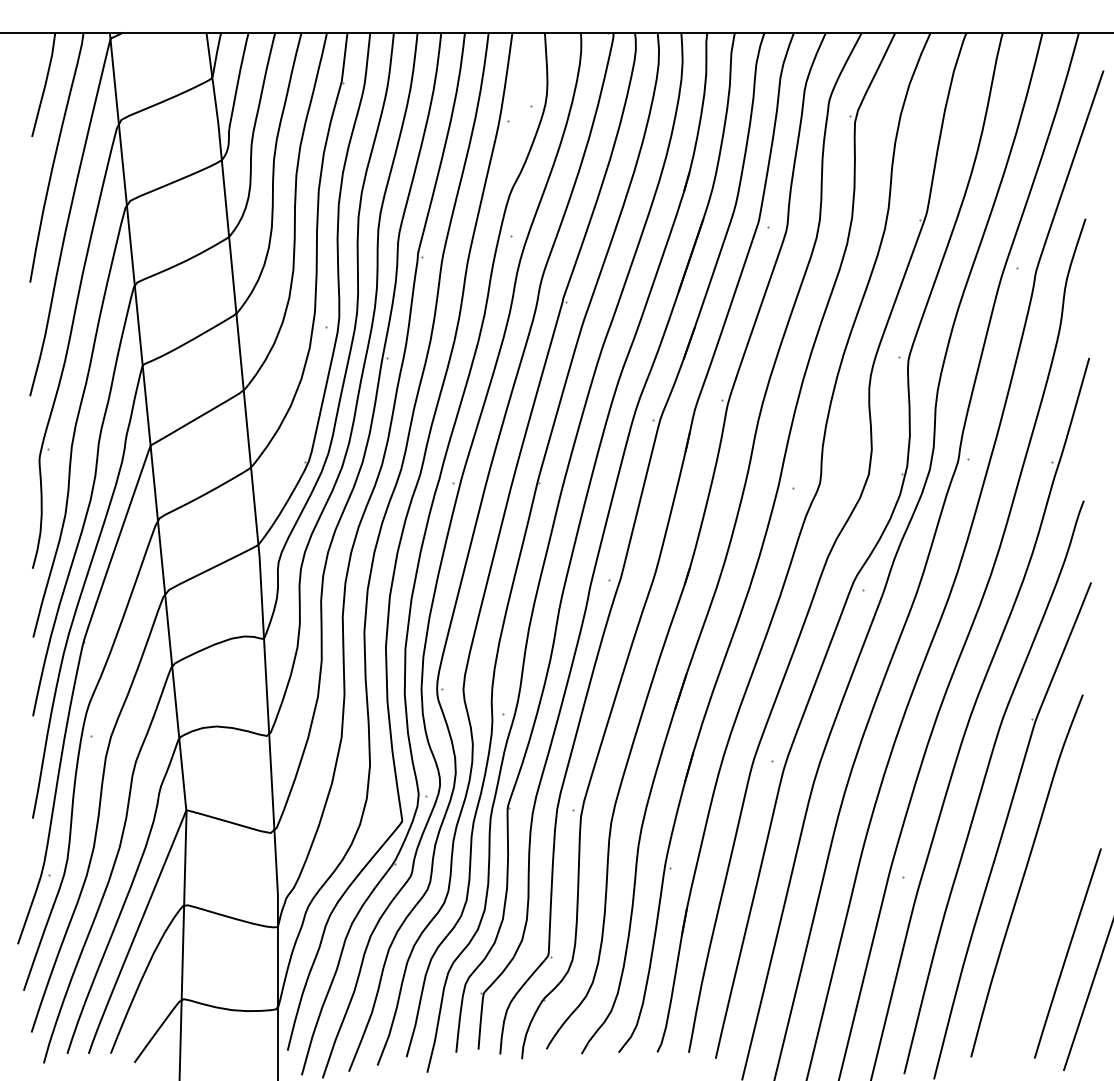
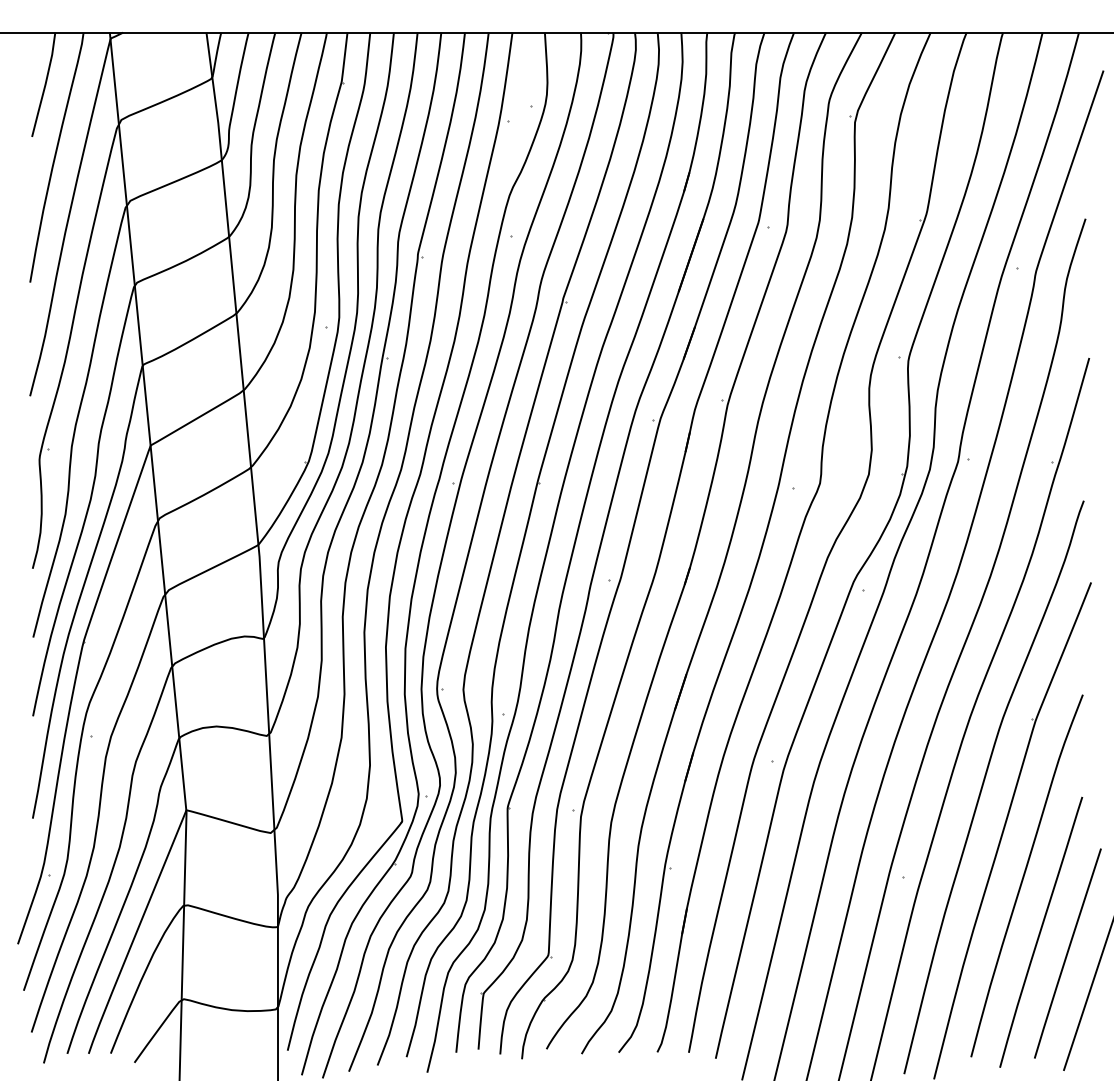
curve: none -> present (1041, 931)
